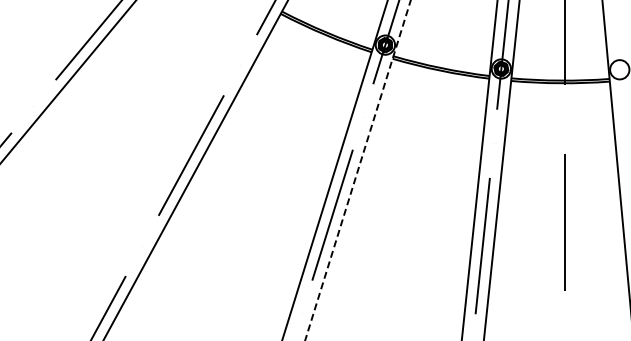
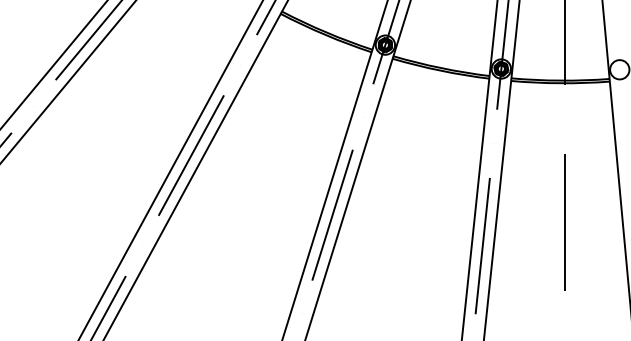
line: none -> present (54, 64)
line: none -> present (171, 169)
line: dashed -> solid (358, 169)
